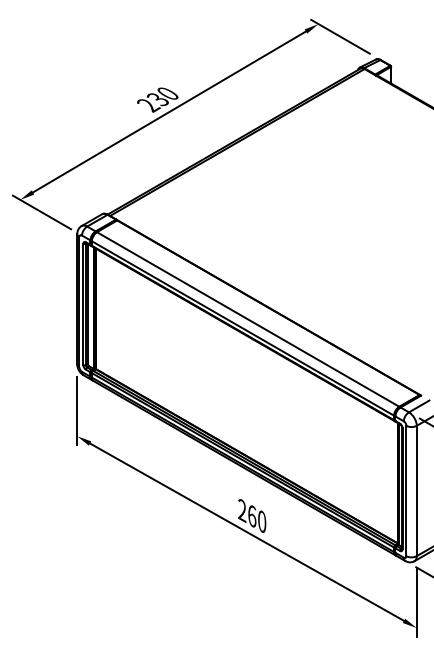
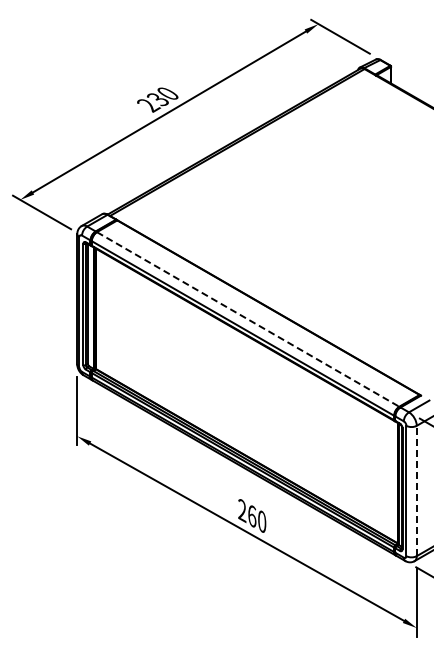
line: solid -> dashed (248, 319)
line: solid -> dashed (416, 490)
